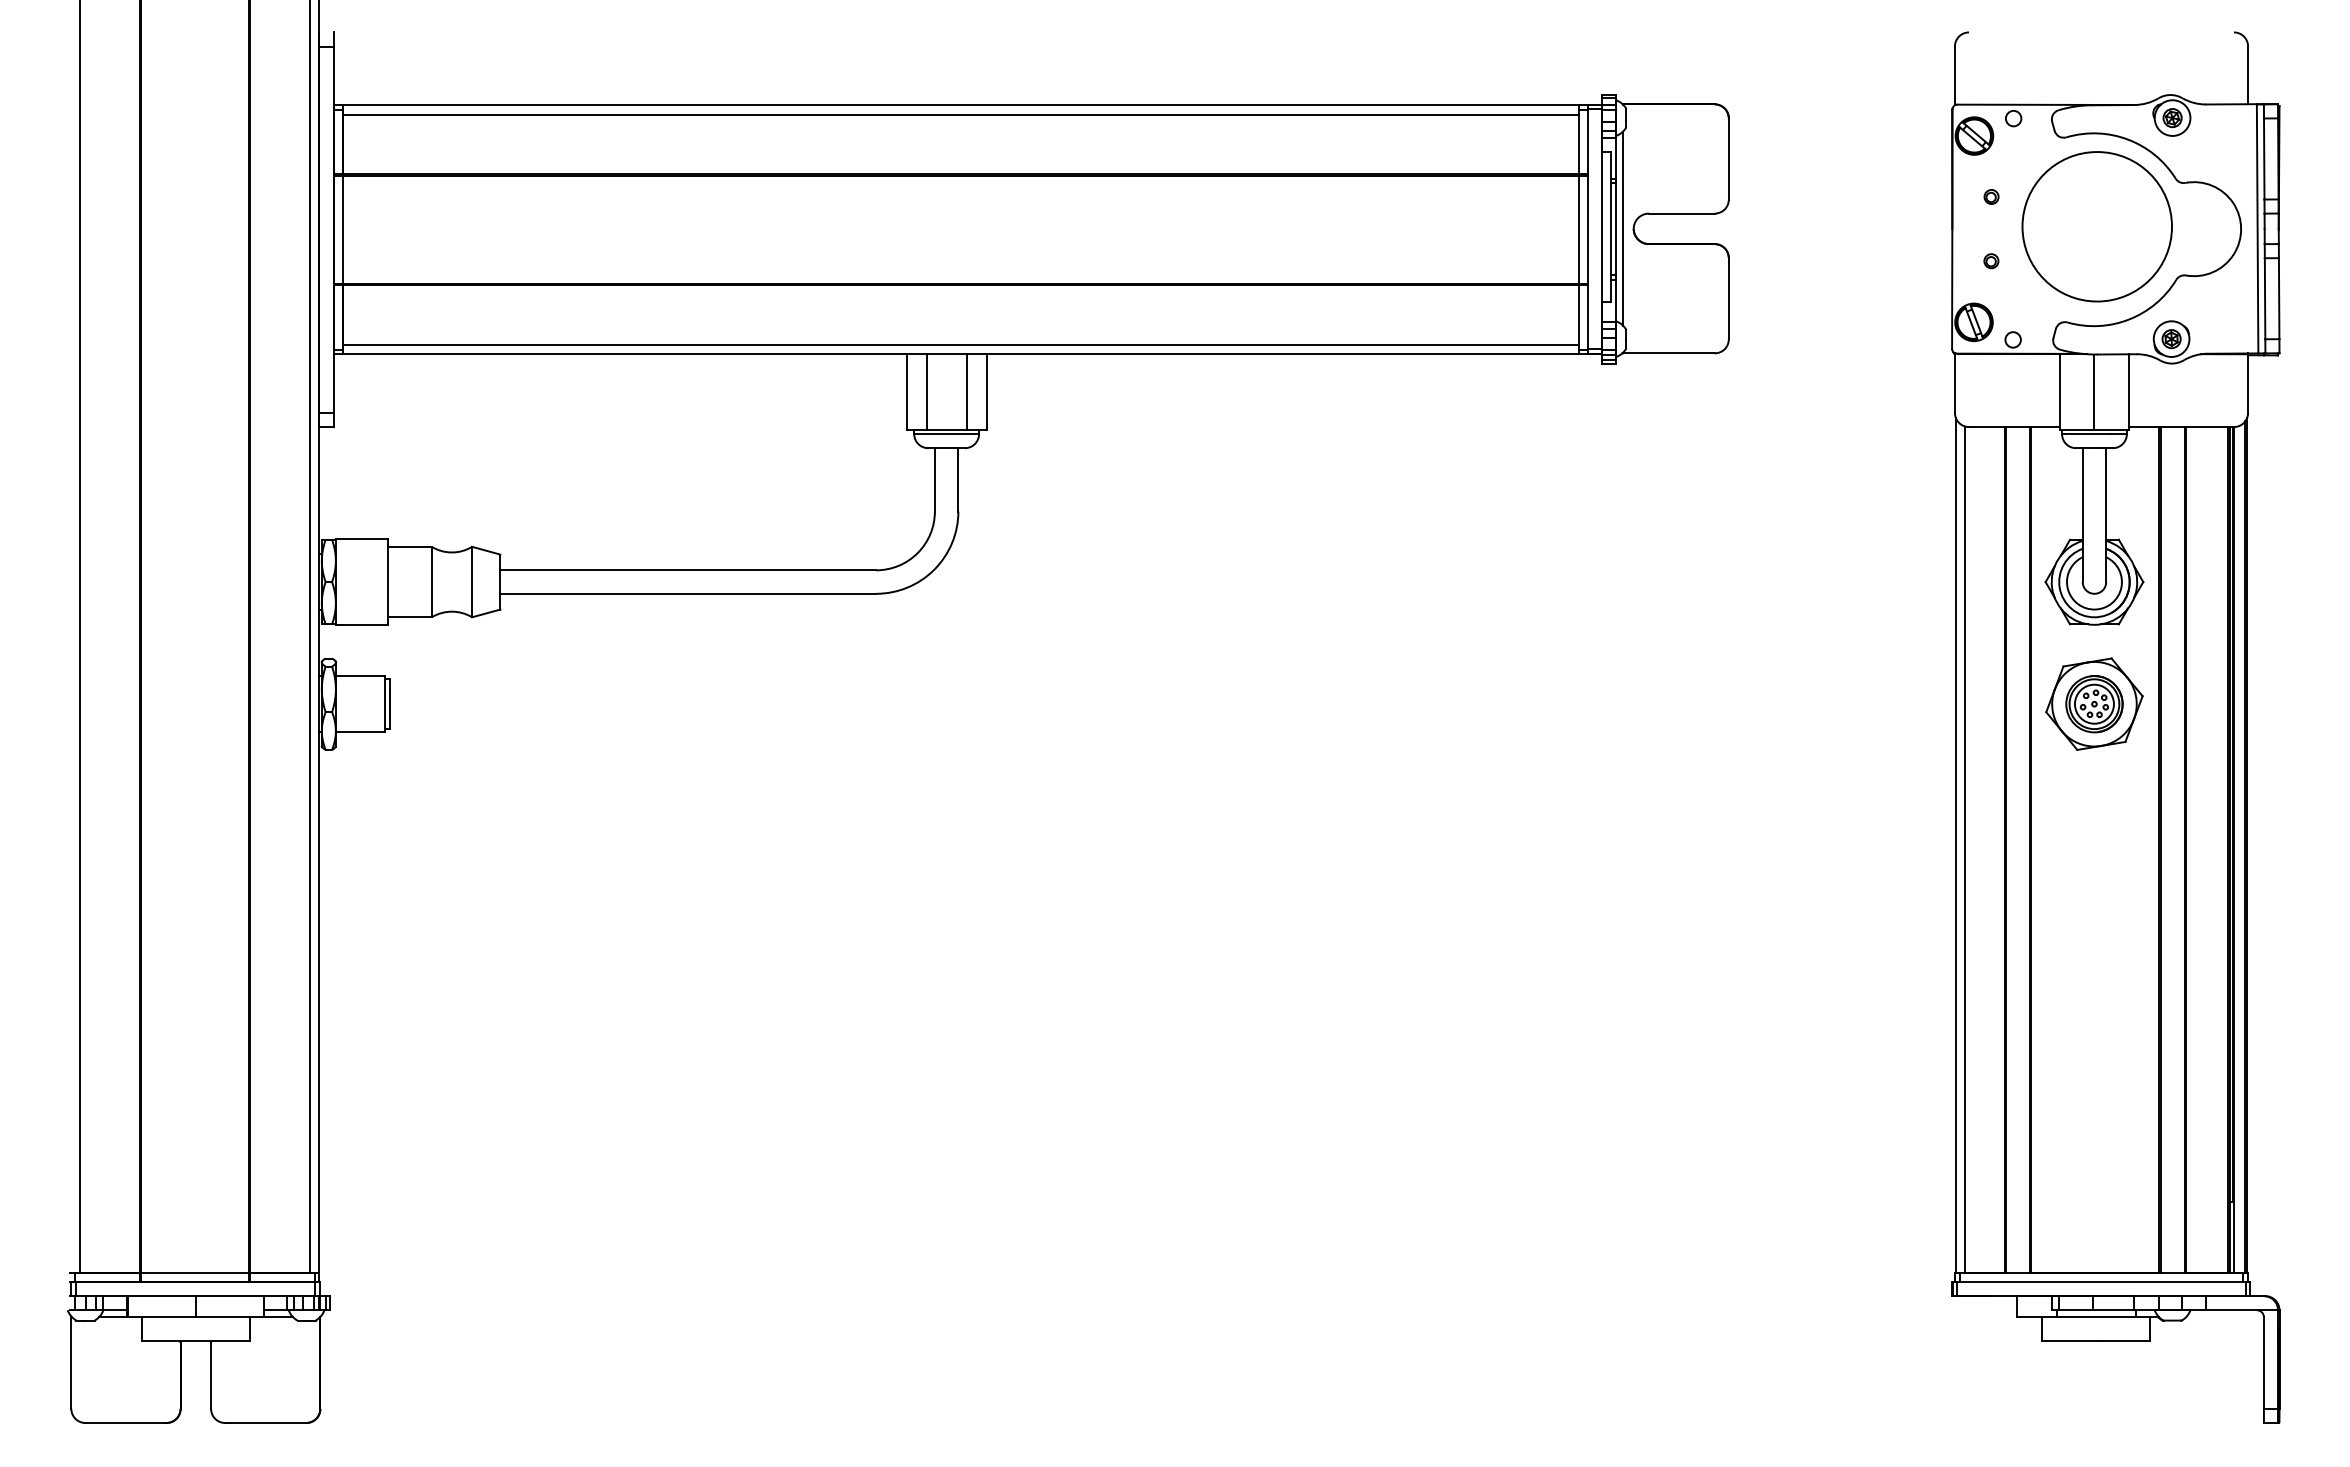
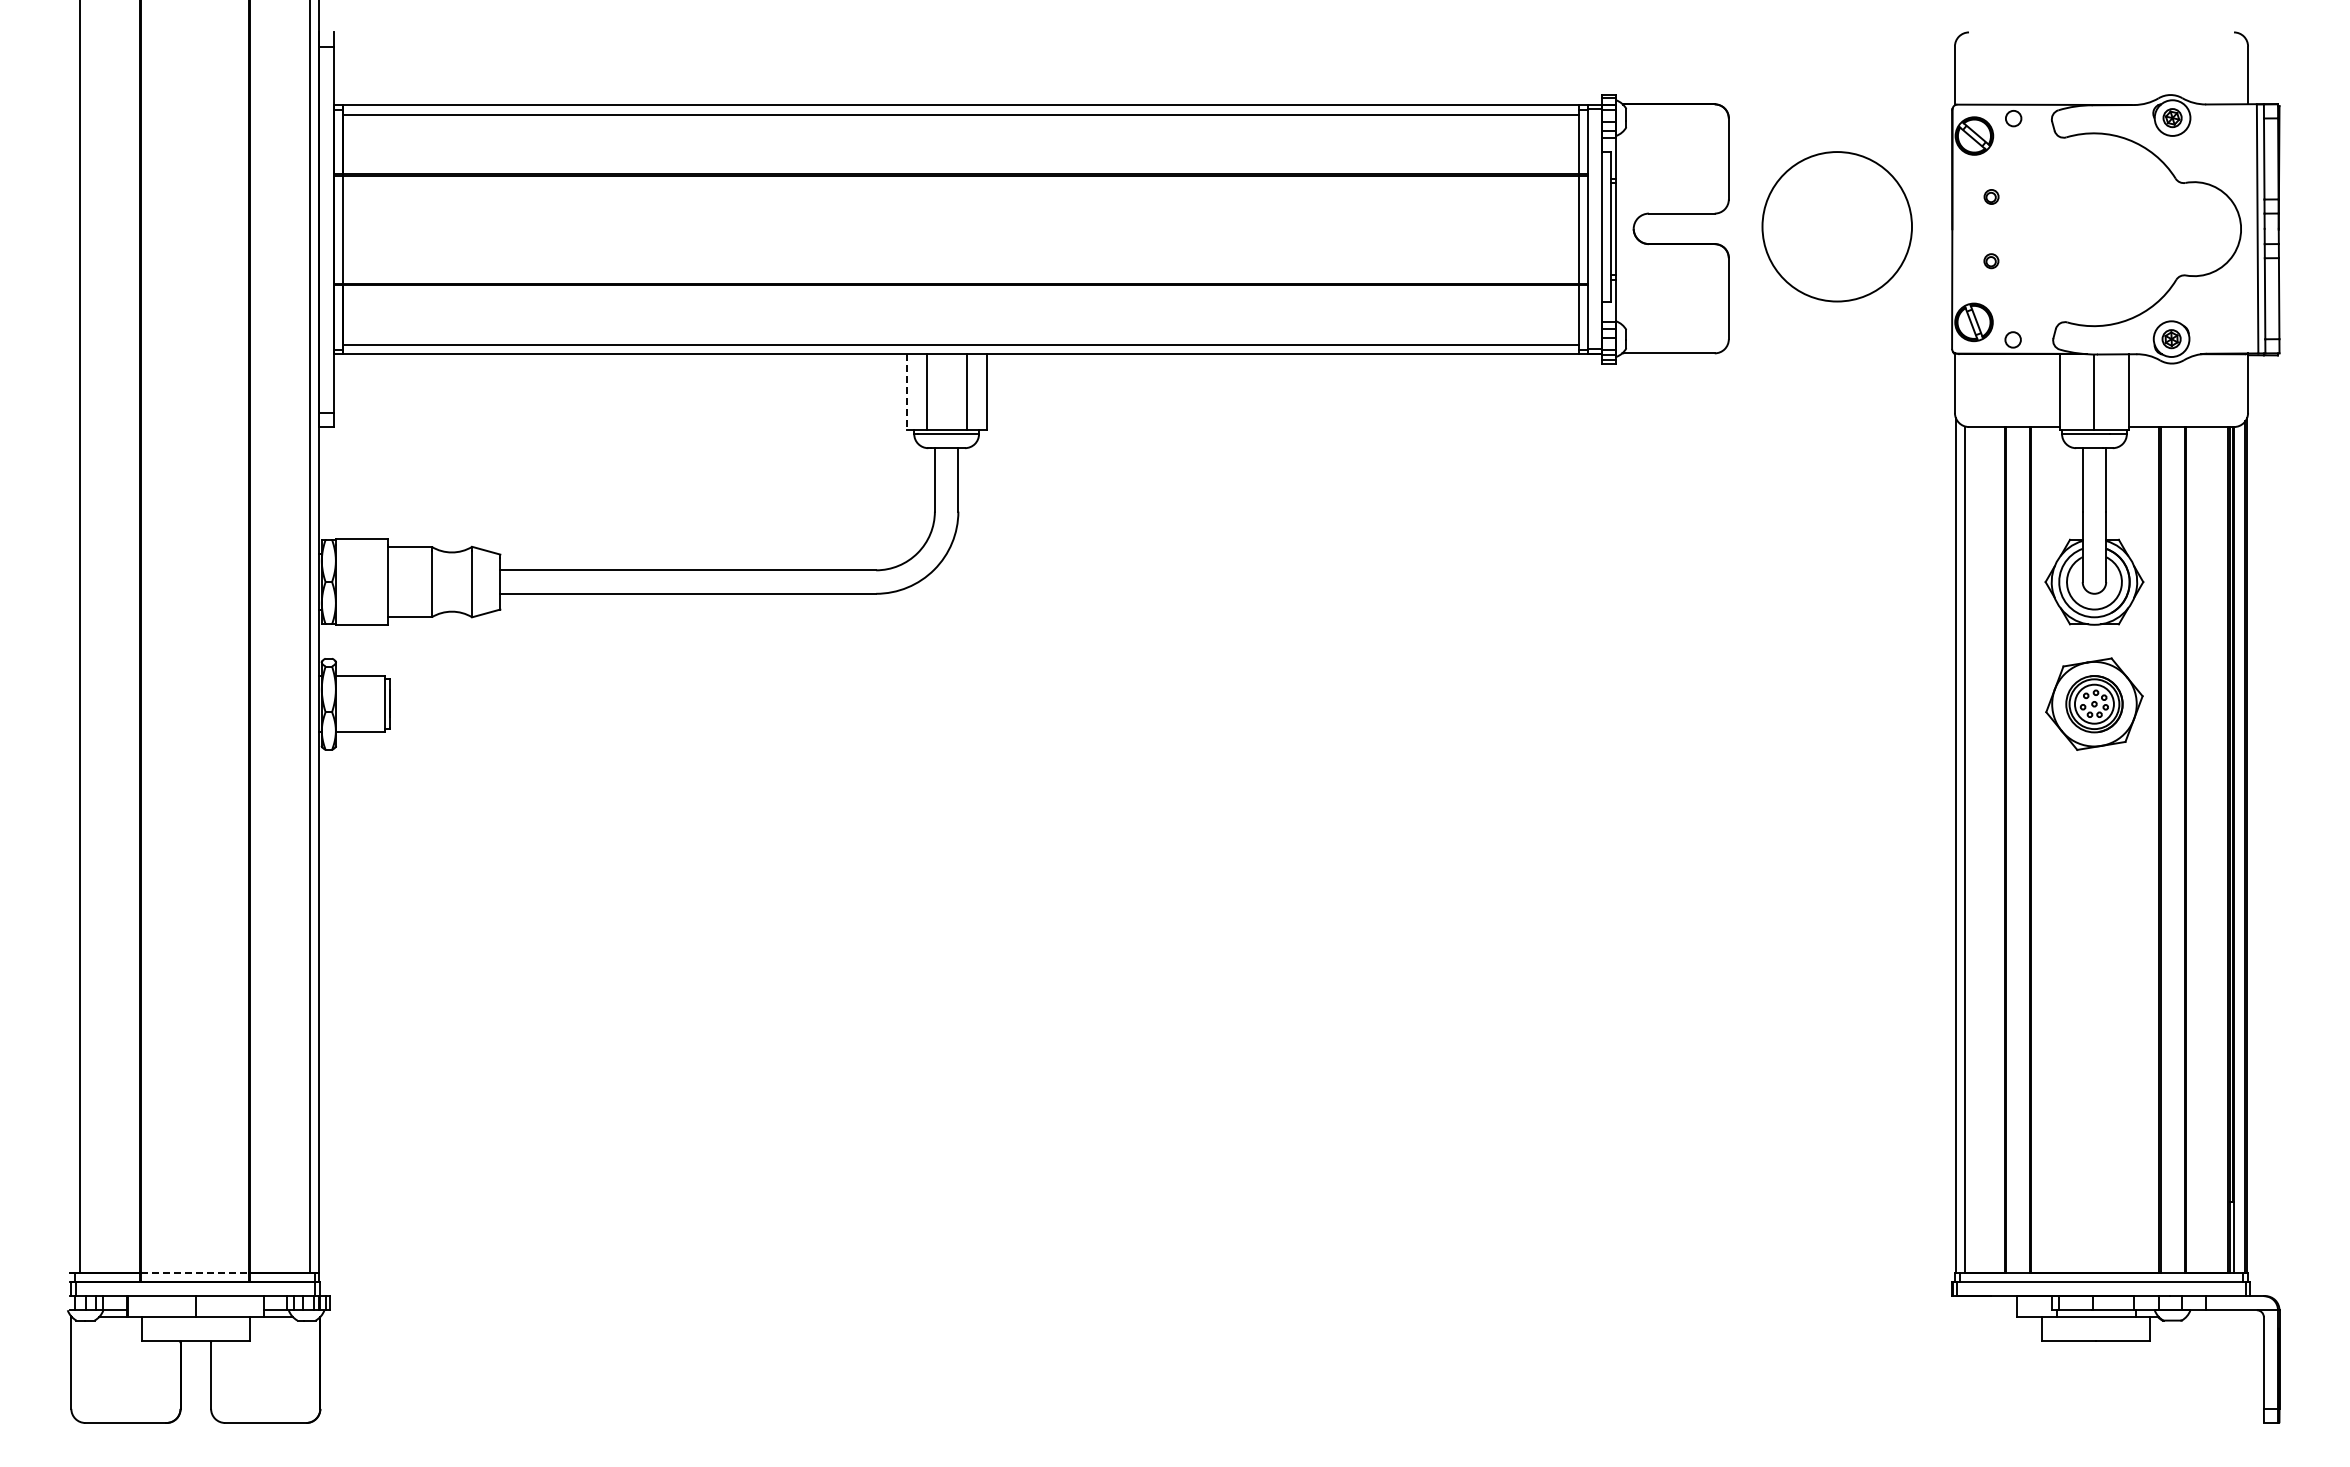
circle position: (2096, 226) -> (1836, 226) (1836, 226)
line: present -> none (1623, 228)
line: solid -> dashed (906, 392)
line: solid -> dashed (195, 1272)
